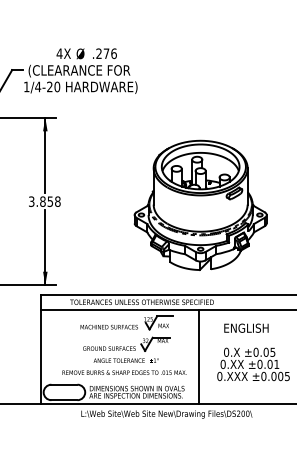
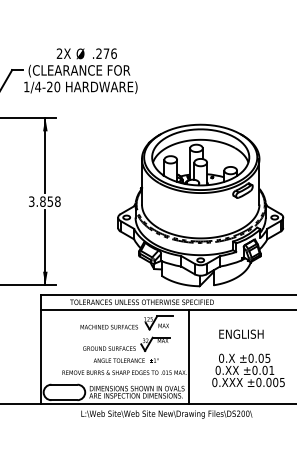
text: 4X -> 2X (59, 53)
part size: 135x132 px -> 168x165 px (200, 205)
part position: (253, 352) -> (248, 358) (248, 358)
line position: (199, 357) -> (189, 357) (189, 357)
